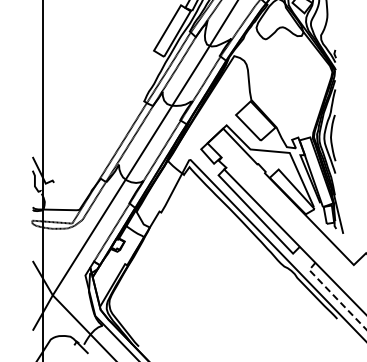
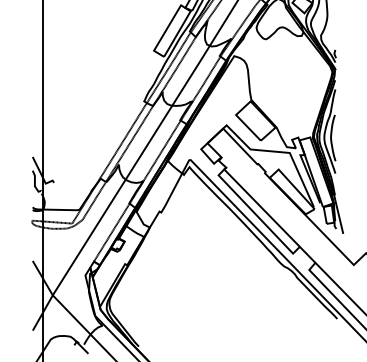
line: dashed -> solid (334, 295)
